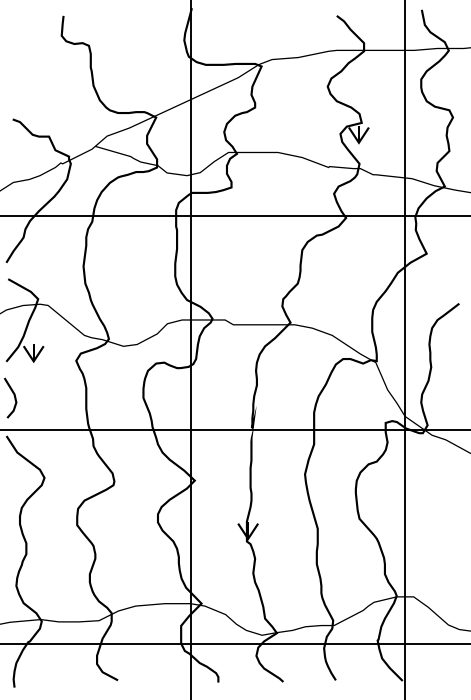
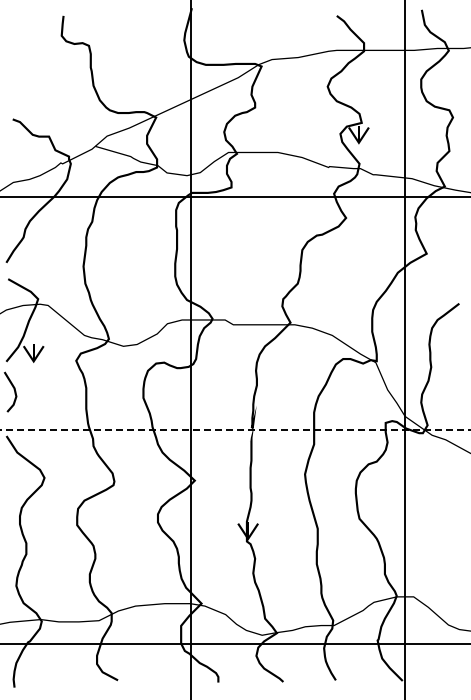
line position: (234, 215) -> (234, 196) (234, 196)
line position: (13, 395) -> (13, 389) (13, 389)
line: solid -> dashed (235, 429)
